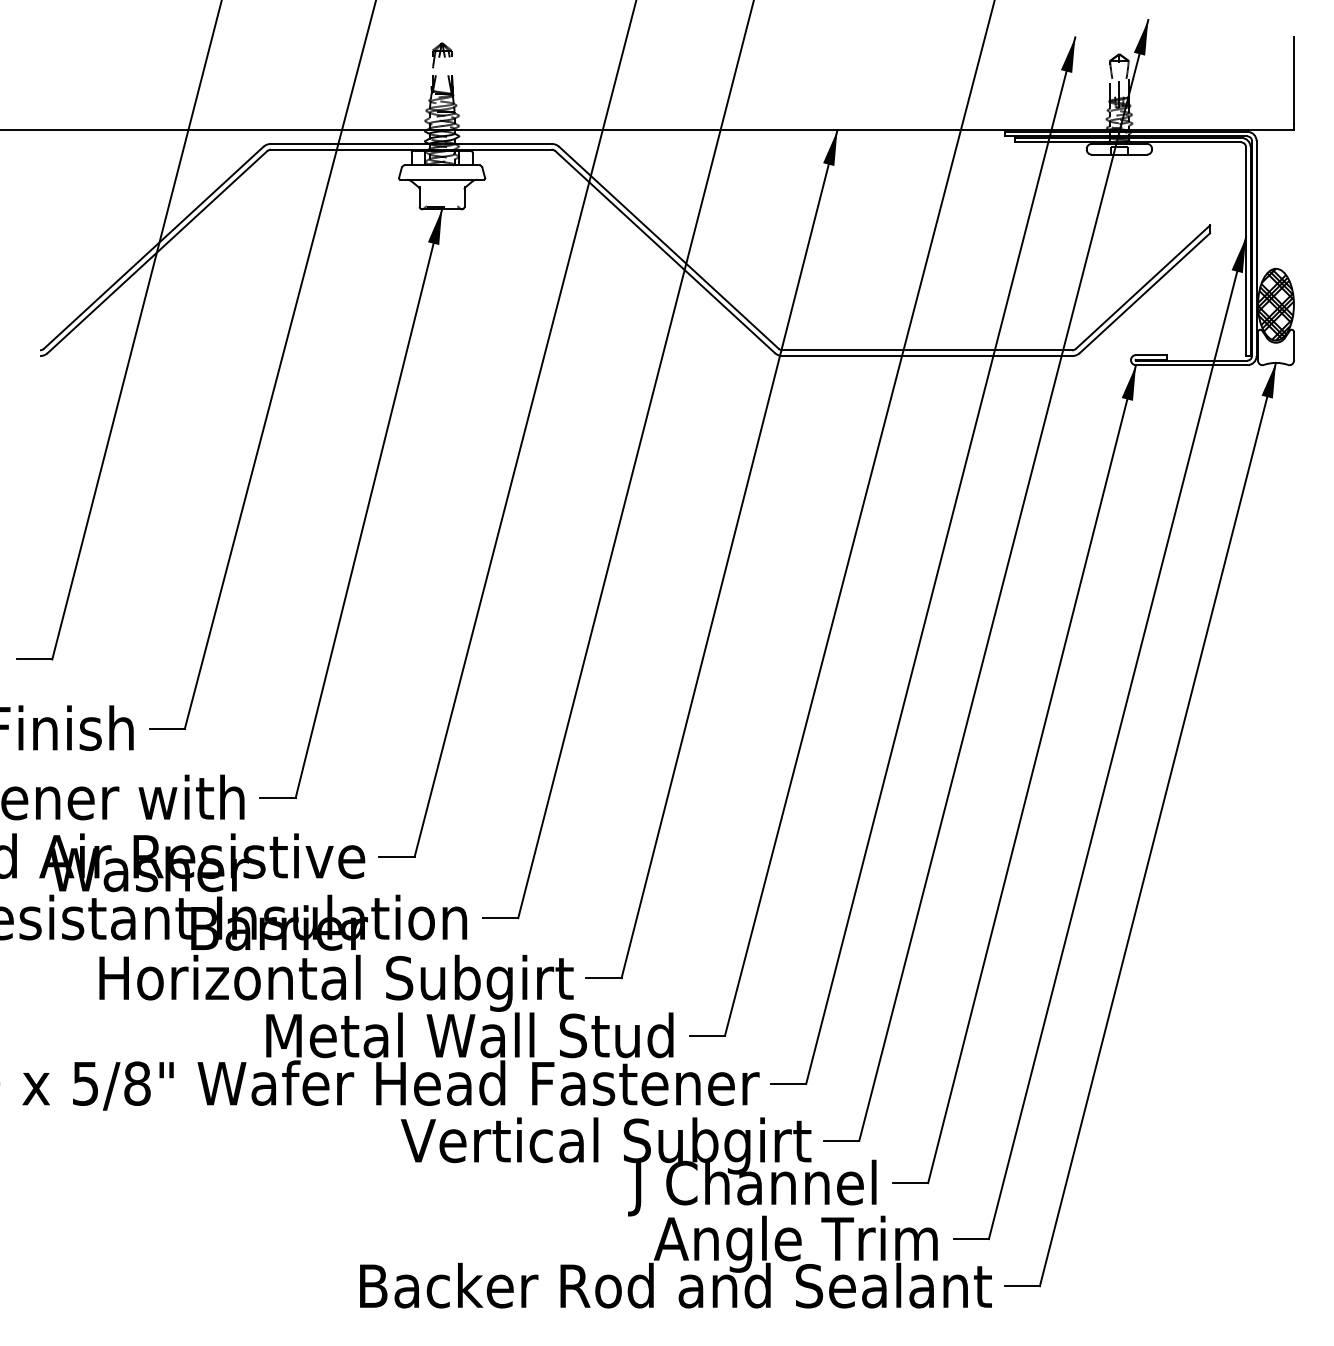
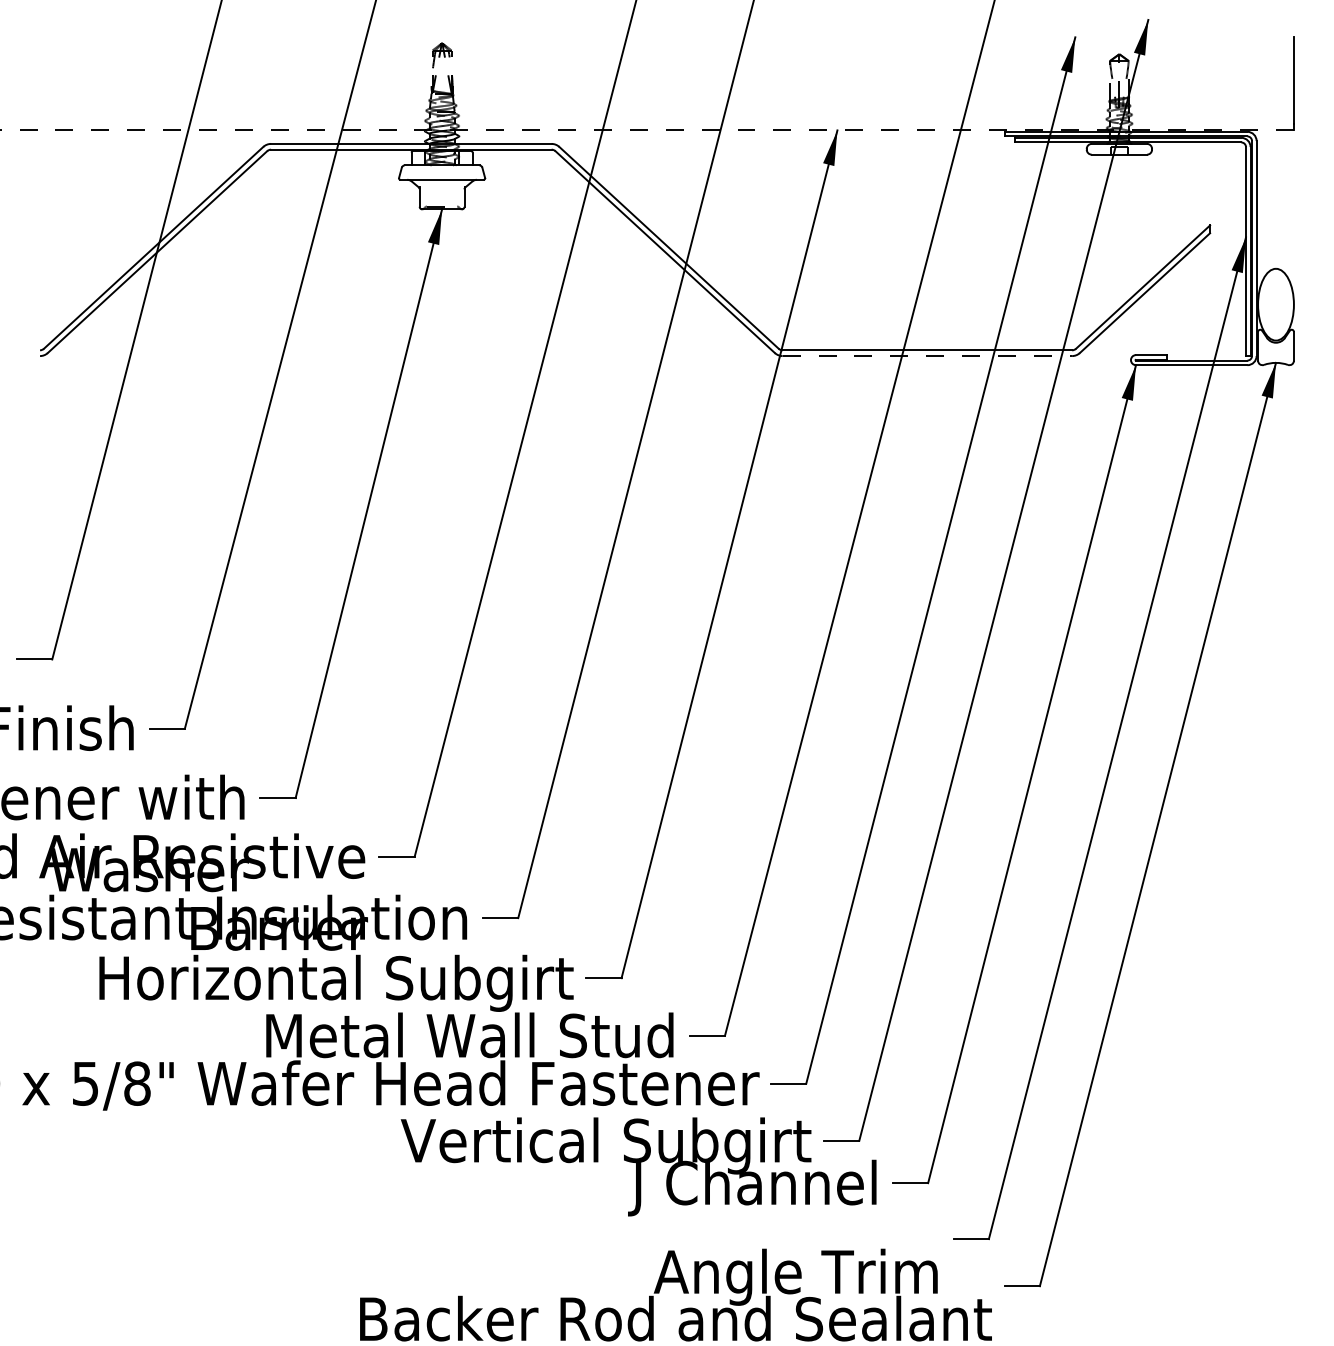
line: solid -> dashed (647, 130)
hatch: present -> none (1275, 304)
line: solid -> dashed (927, 356)
text position: (675, 1261) -> (675, 1294) (675, 1294)
